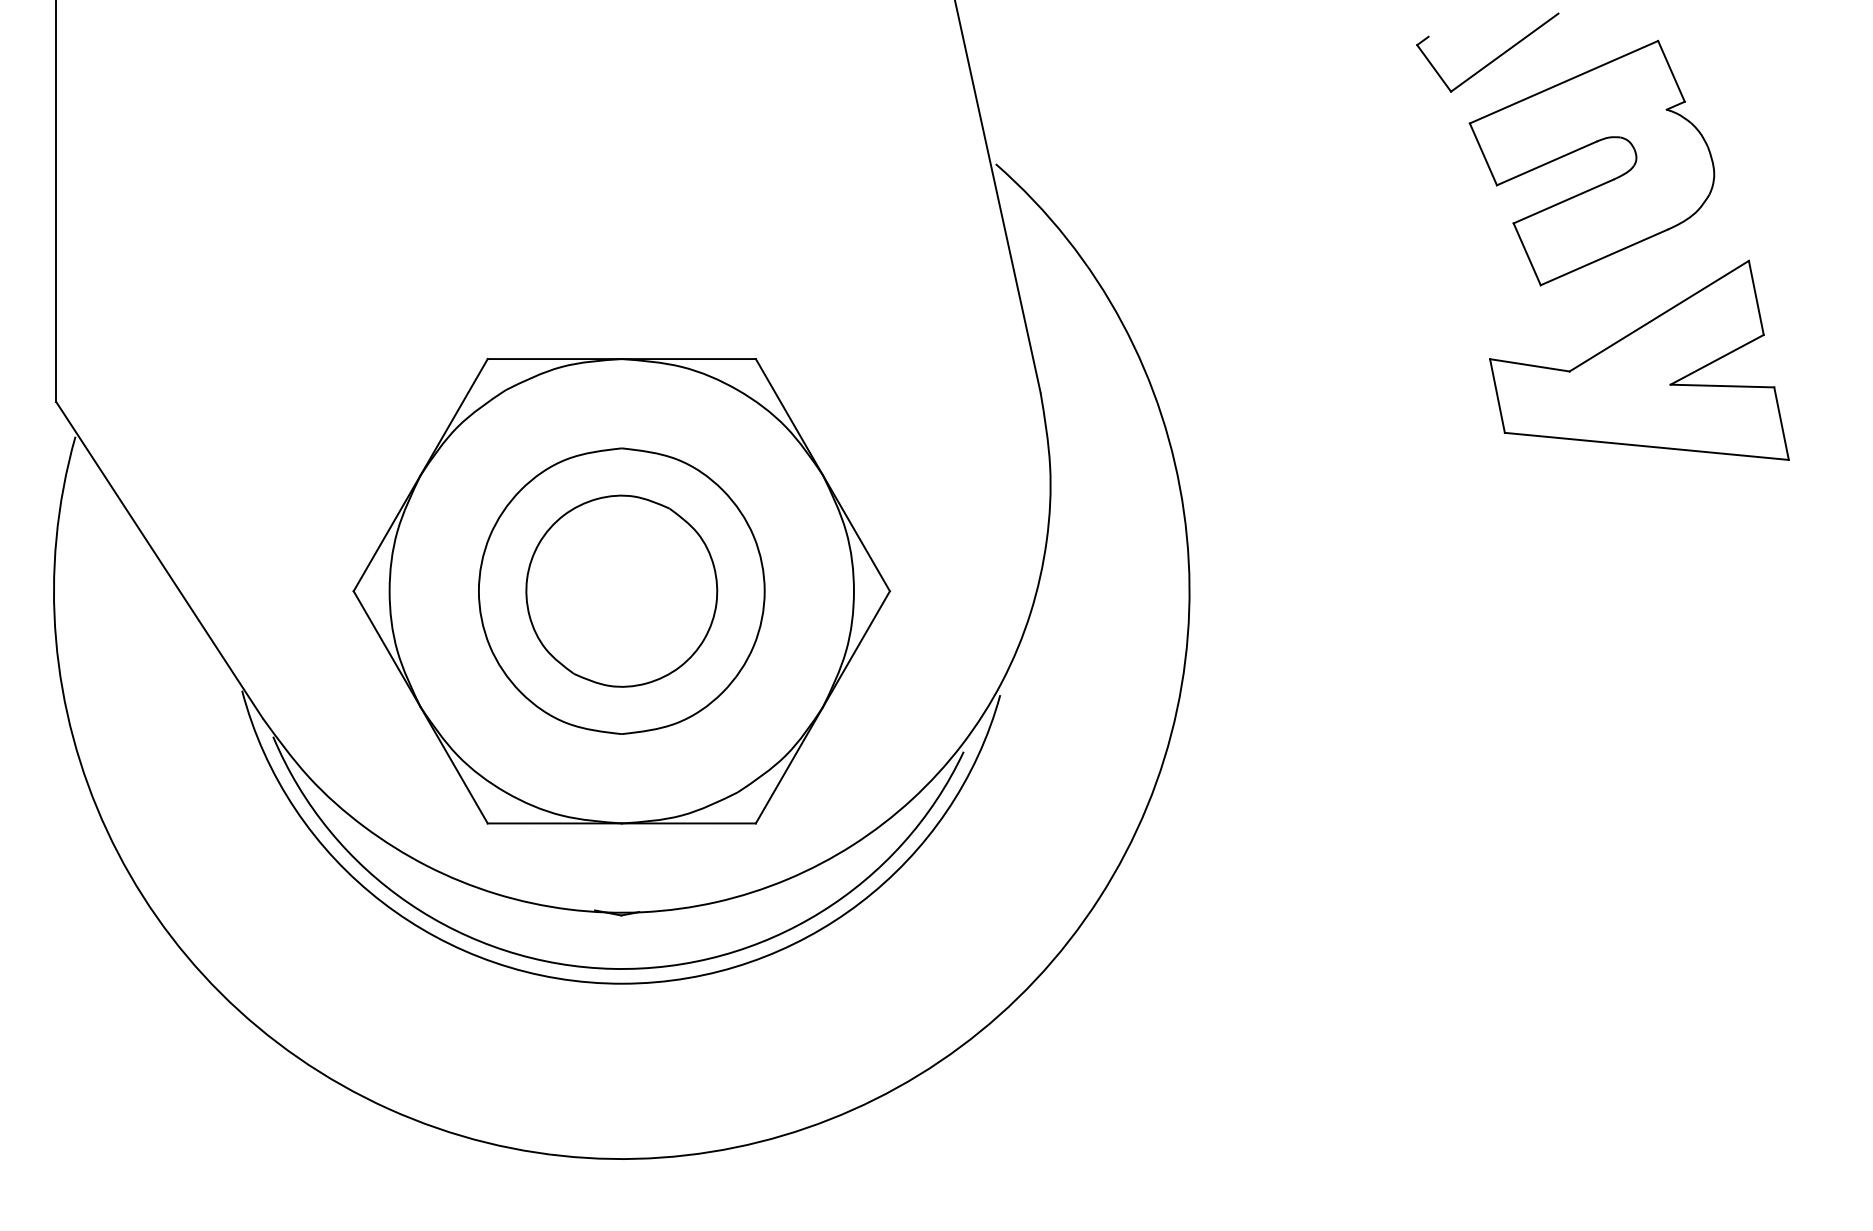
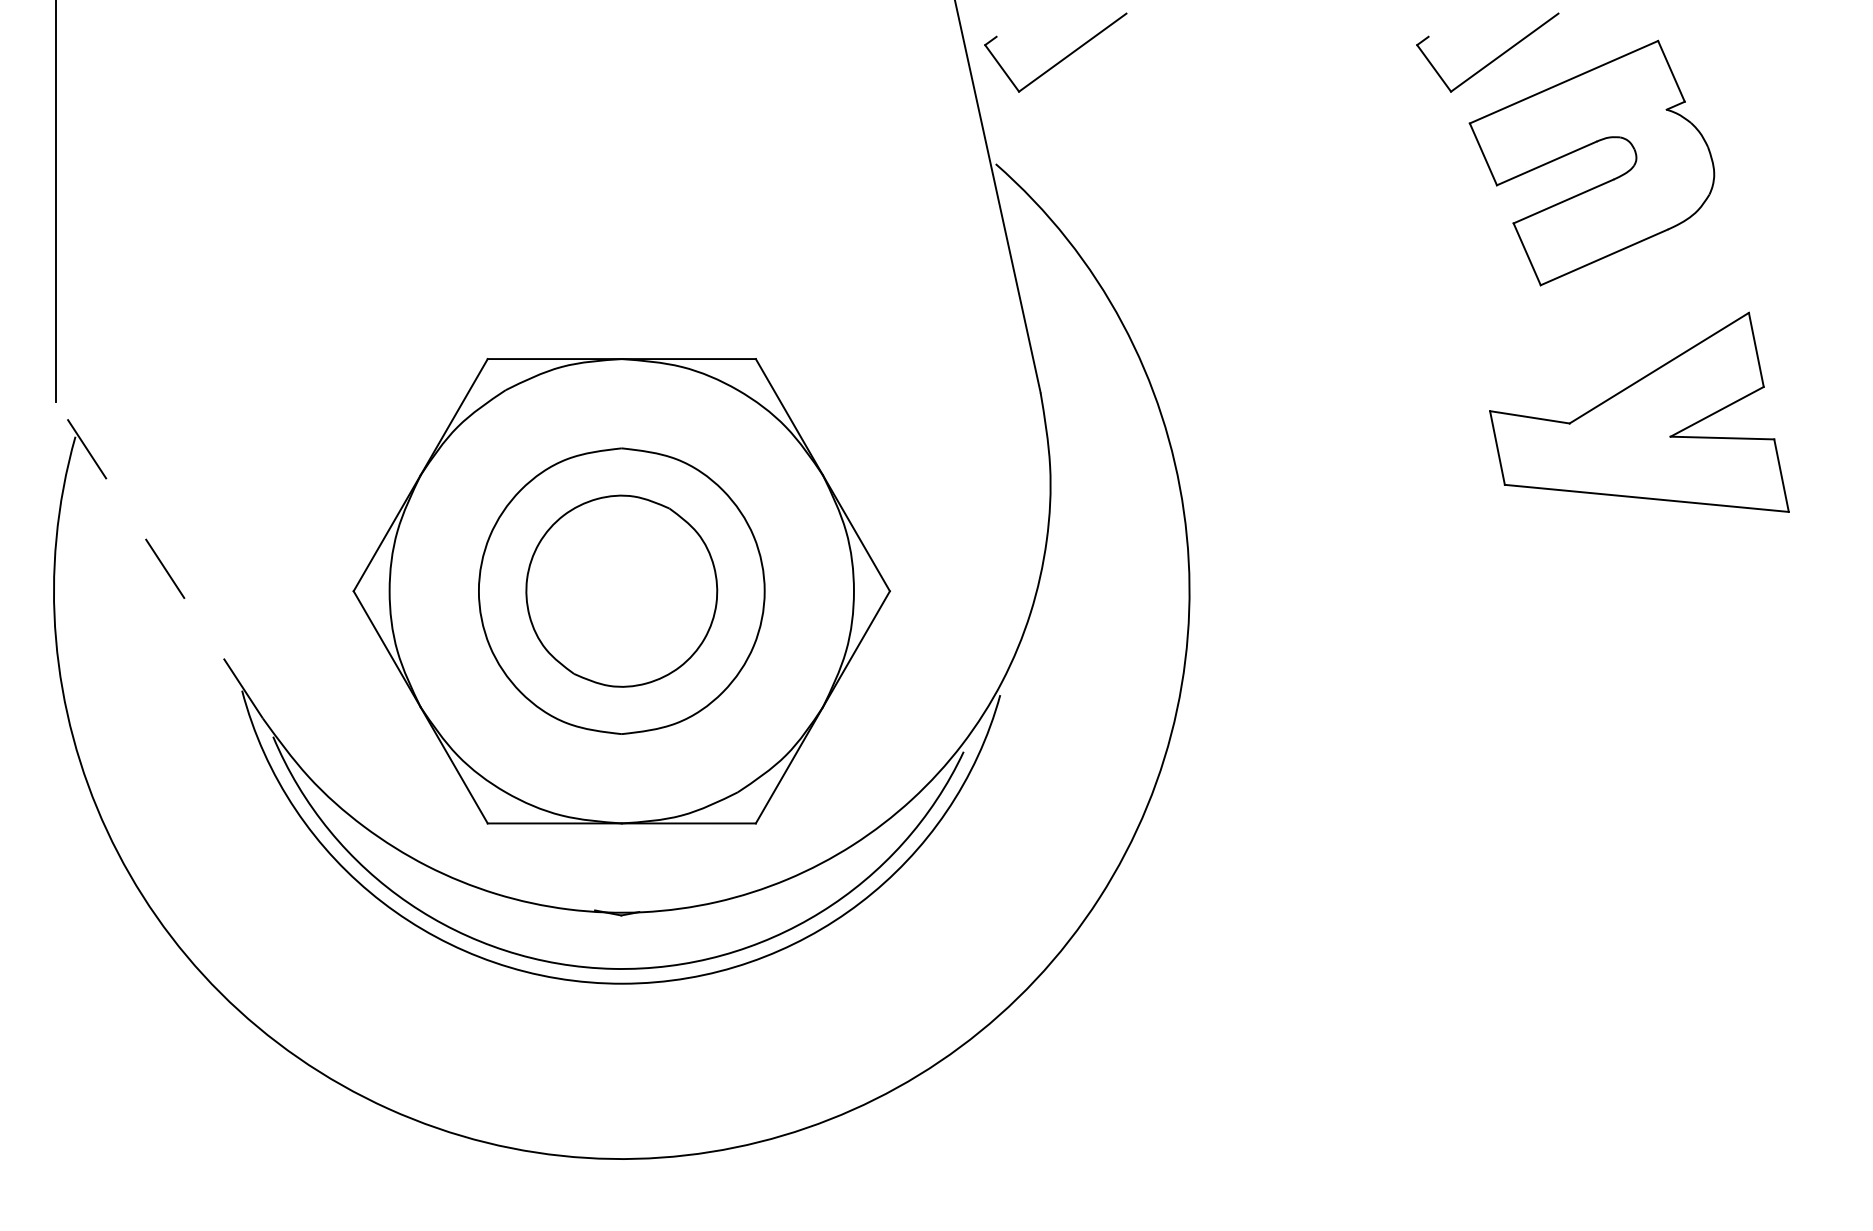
part: none -> present (1062, 58)
part position: (1639, 359) -> (1639, 411) (1639, 411)
line: solid -> dashed (159, 559)
